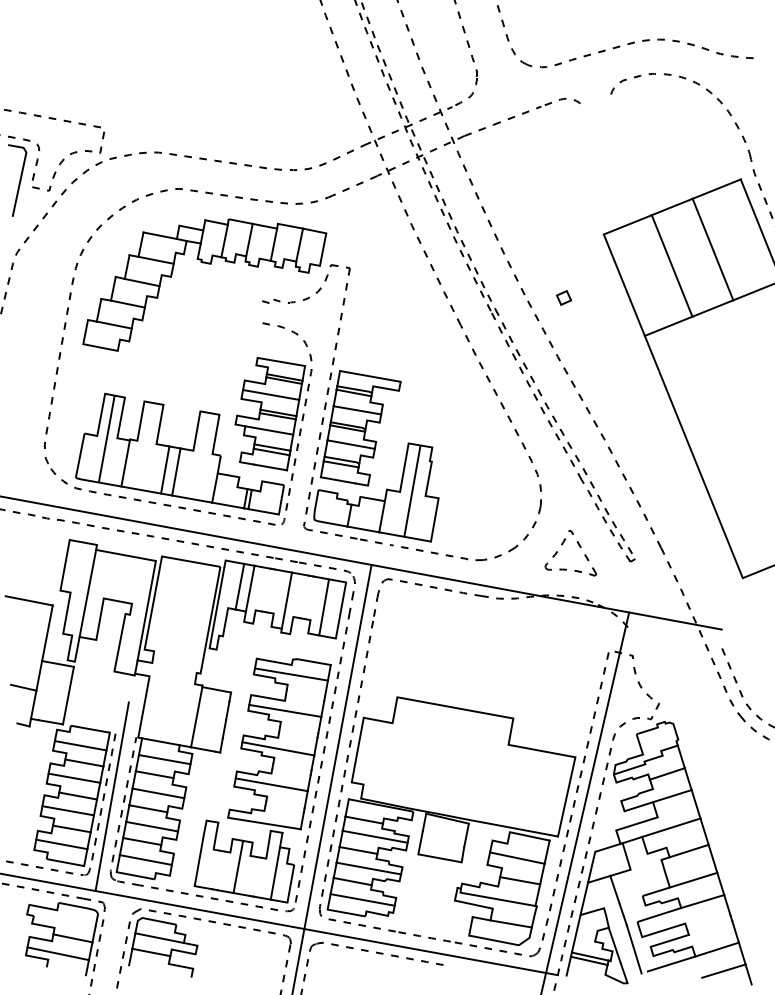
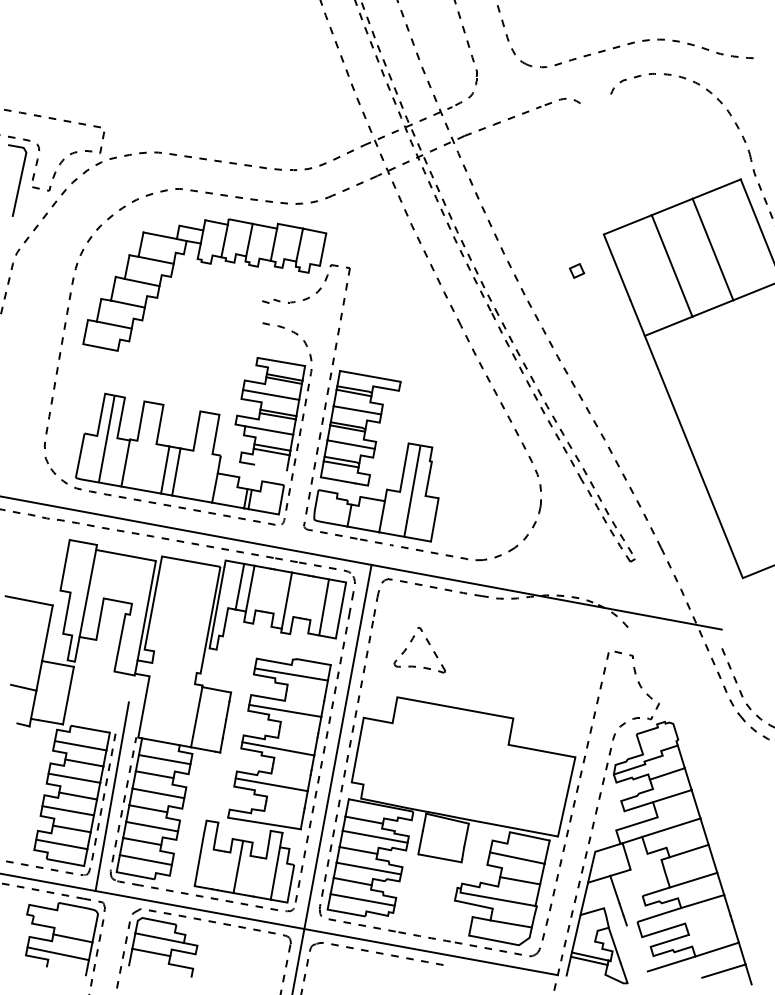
part position: (563, 297) -> (576, 270) (576, 270)
line: present -> none (270, 467)
part position: (579, 547) -> (428, 644) (428, 644)
line: present -> none (585, 801)
line: present -> none (633, 949)
